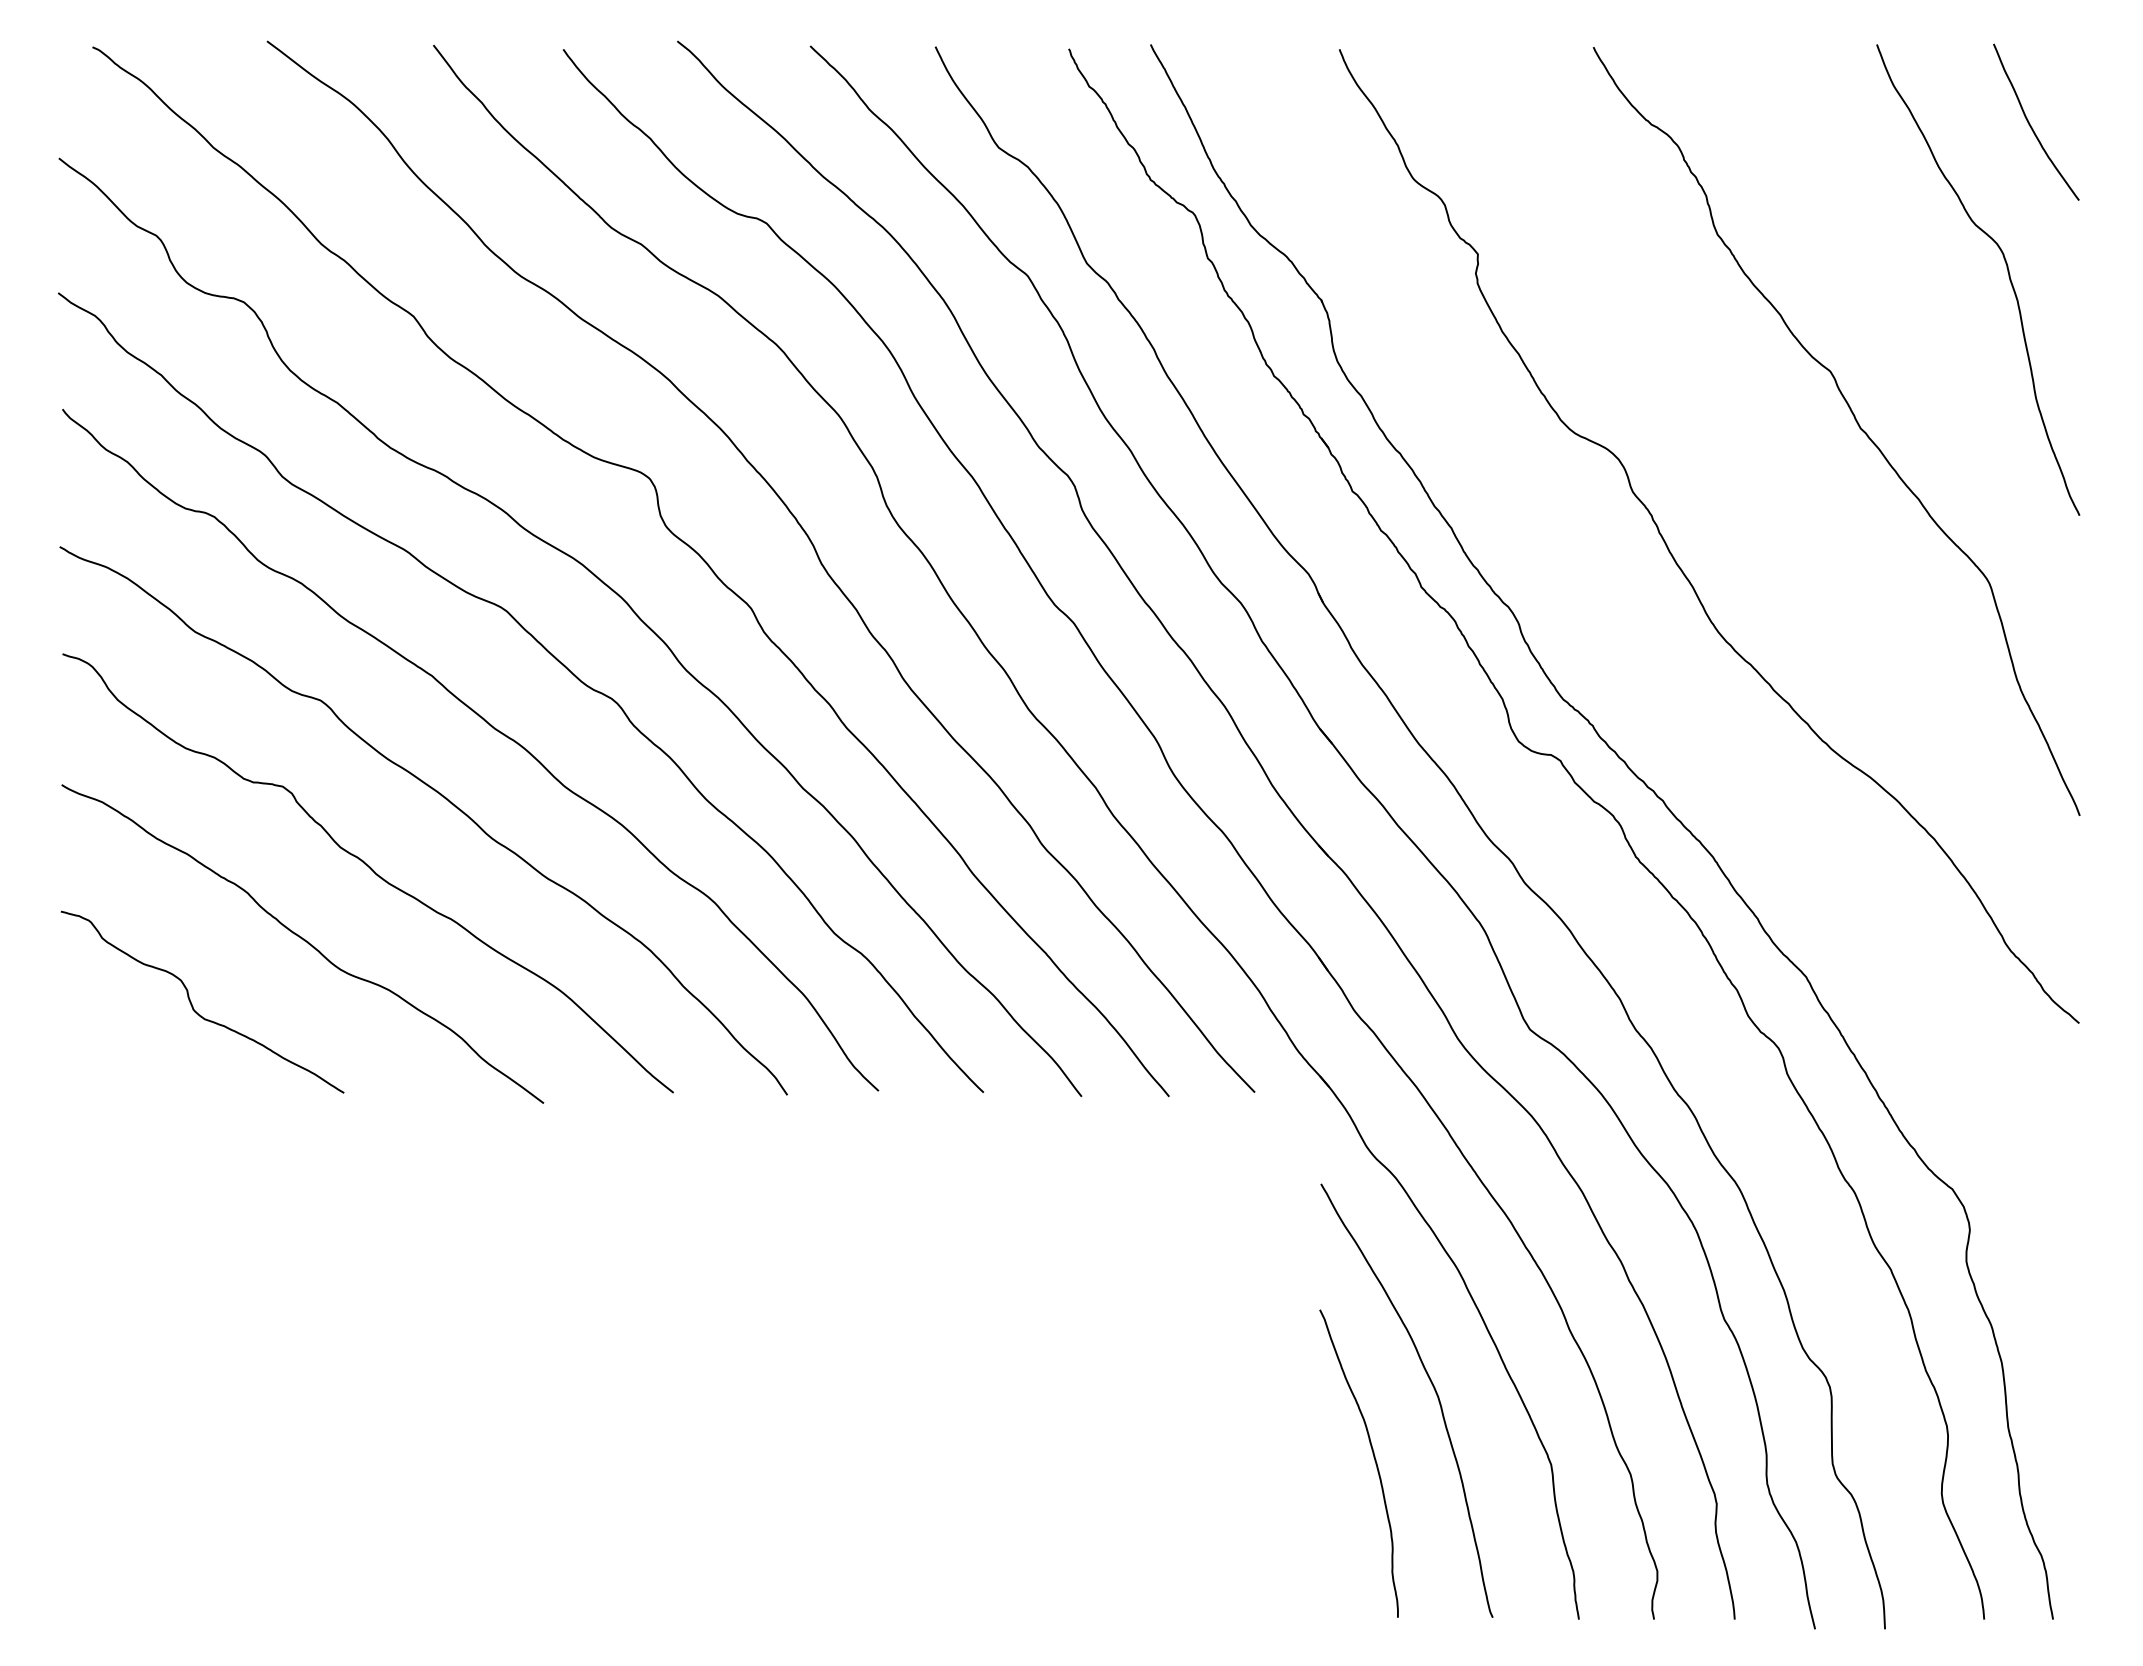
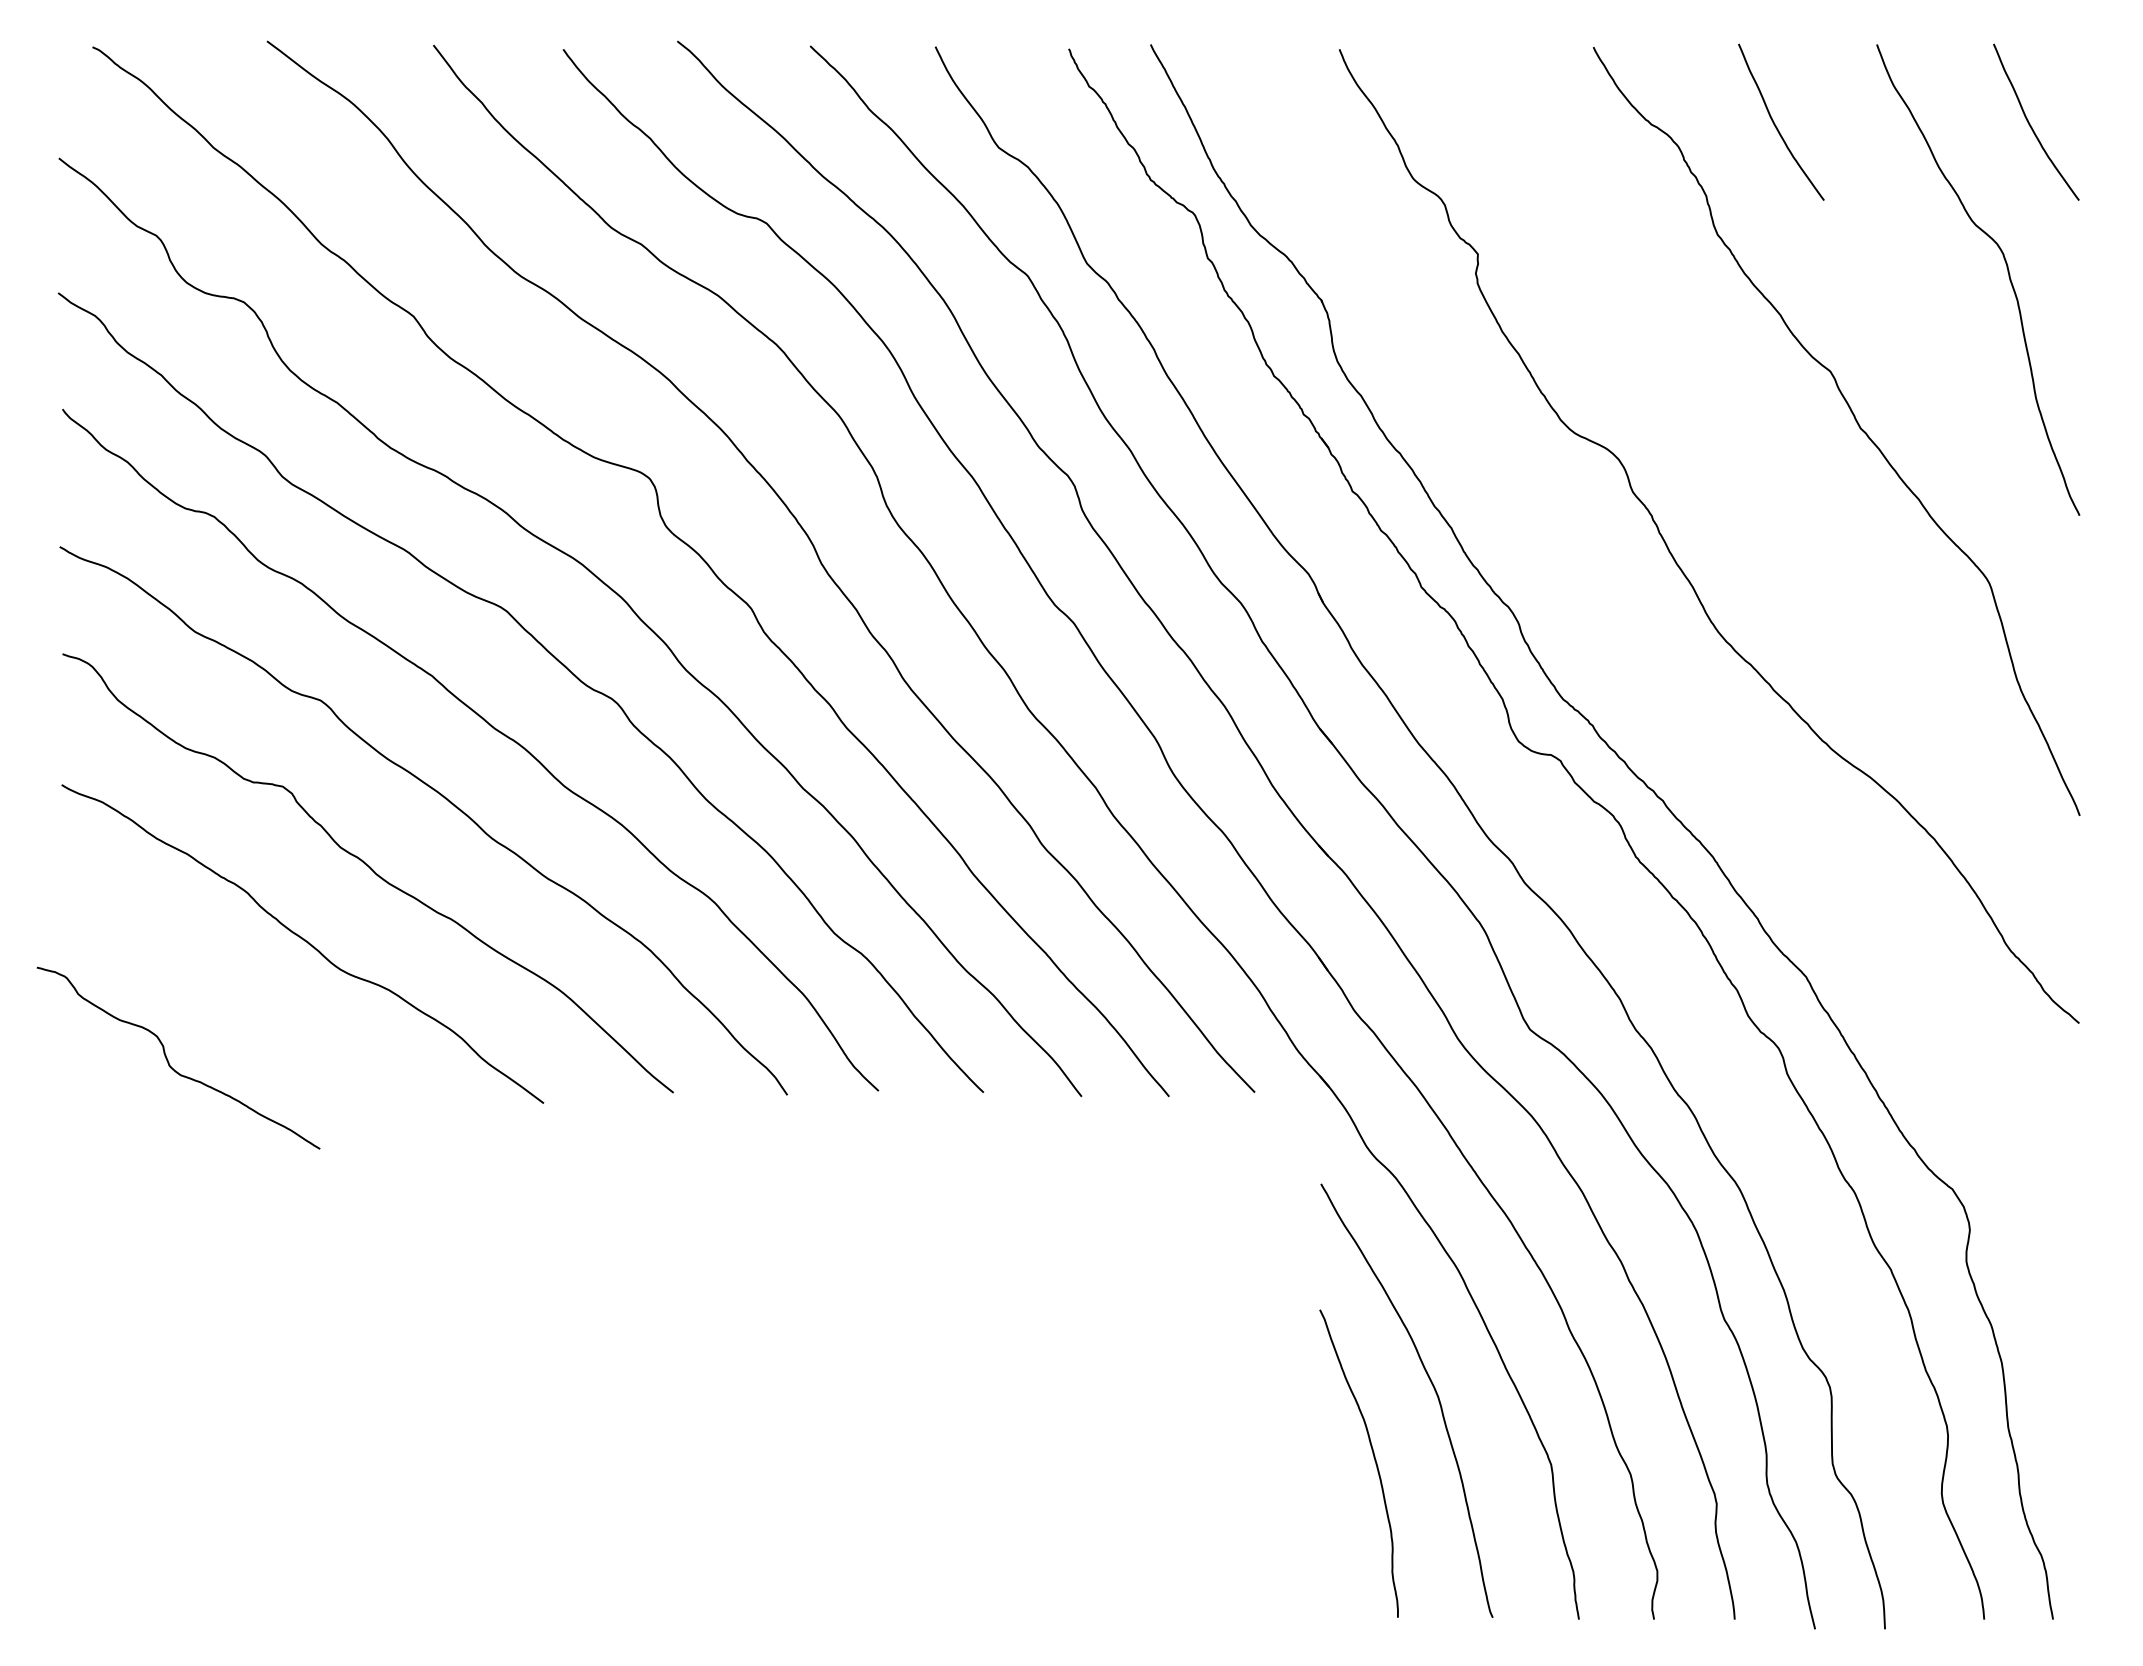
curve: none -> present (1775, 123)
curve position: (193, 1006) -> (169, 1062) (169, 1062)
